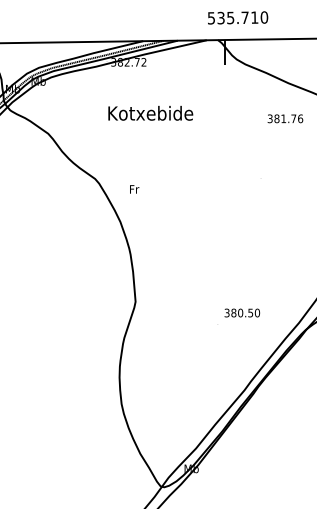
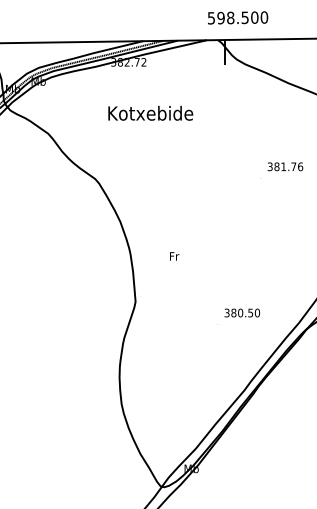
text: 535.710 -> 598.500 (237, 17)
text position: (285, 118) -> (285, 166) (285, 166)
text position: (134, 189) -> (174, 256) (174, 256)
